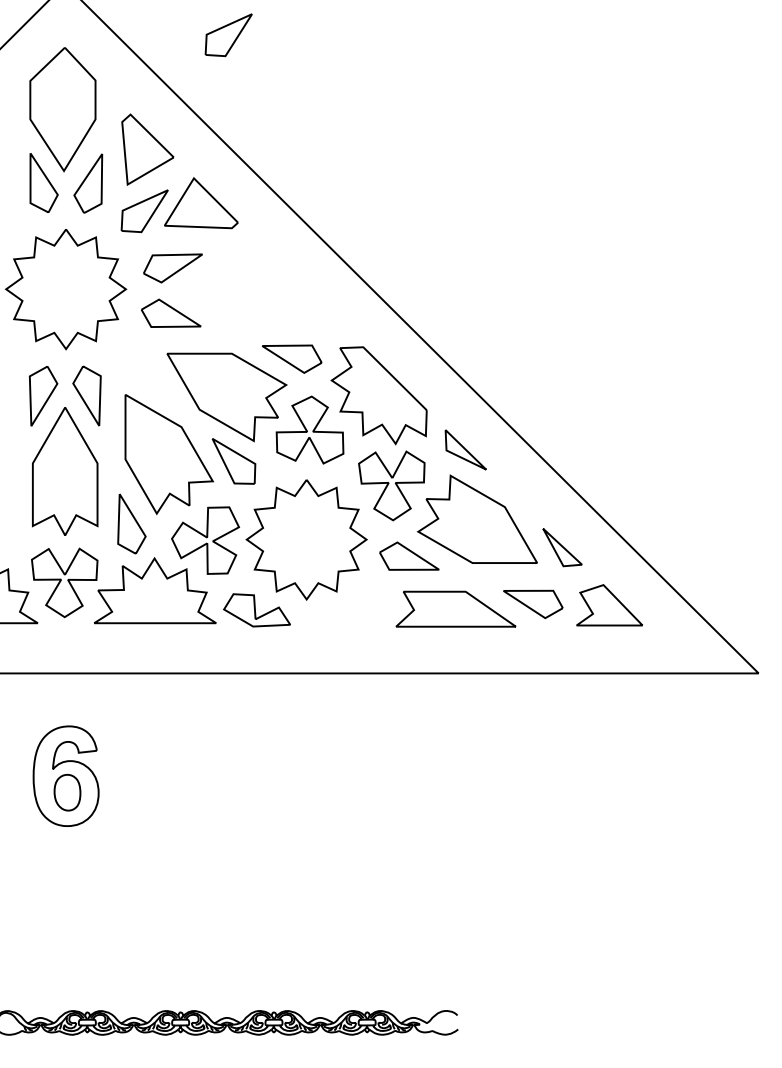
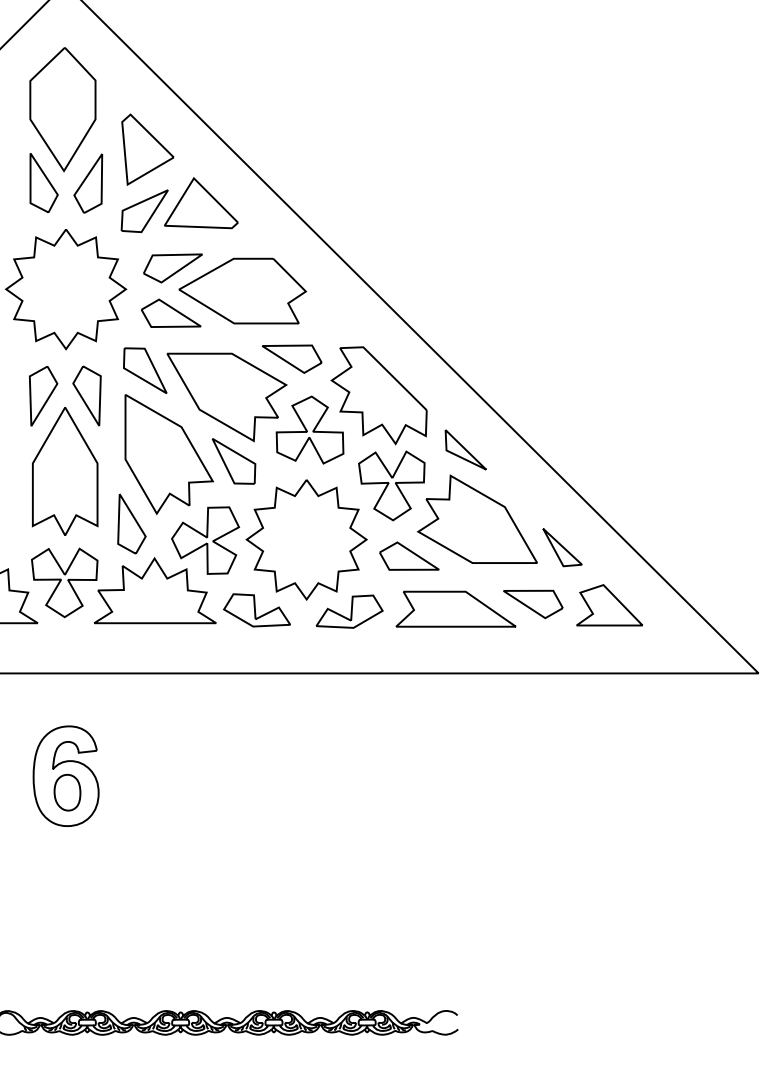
part: present -> none (228, 35)
part: none -> present (242, 290)
part: none -> present (145, 370)
part: none -> present (349, 611)
